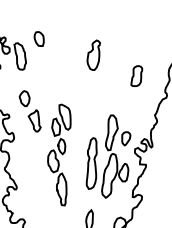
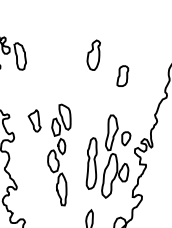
part: present -> none (38, 38)
part position: (136, 75) -> (122, 75) (122, 75)
part: present -> none (24, 98)
